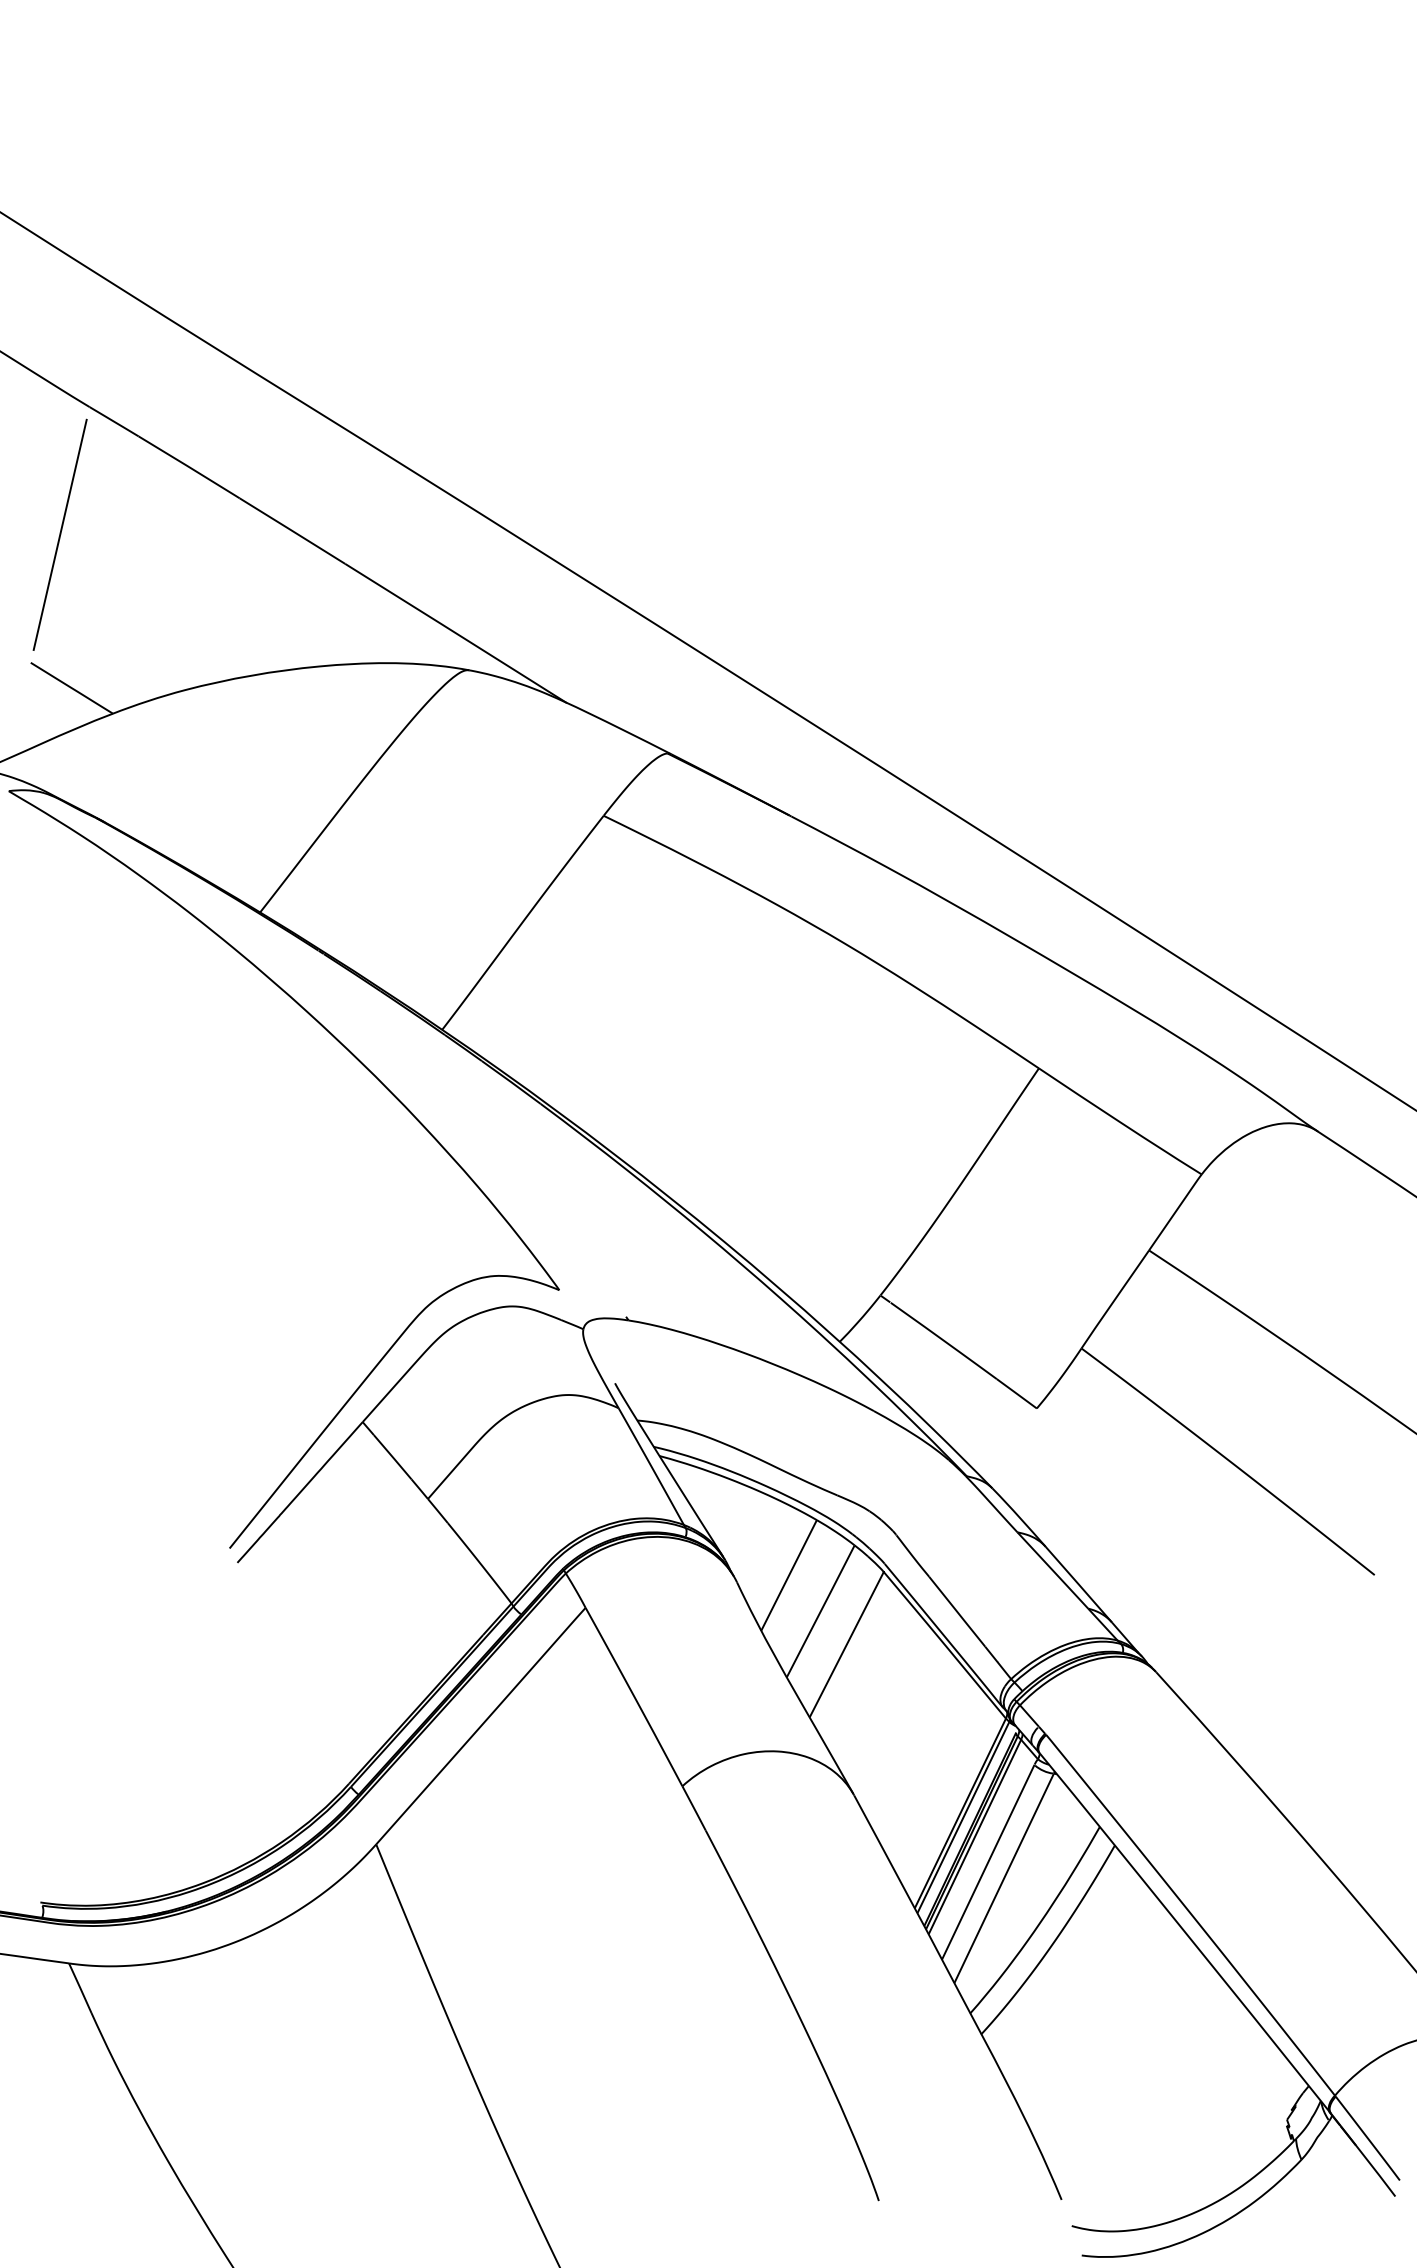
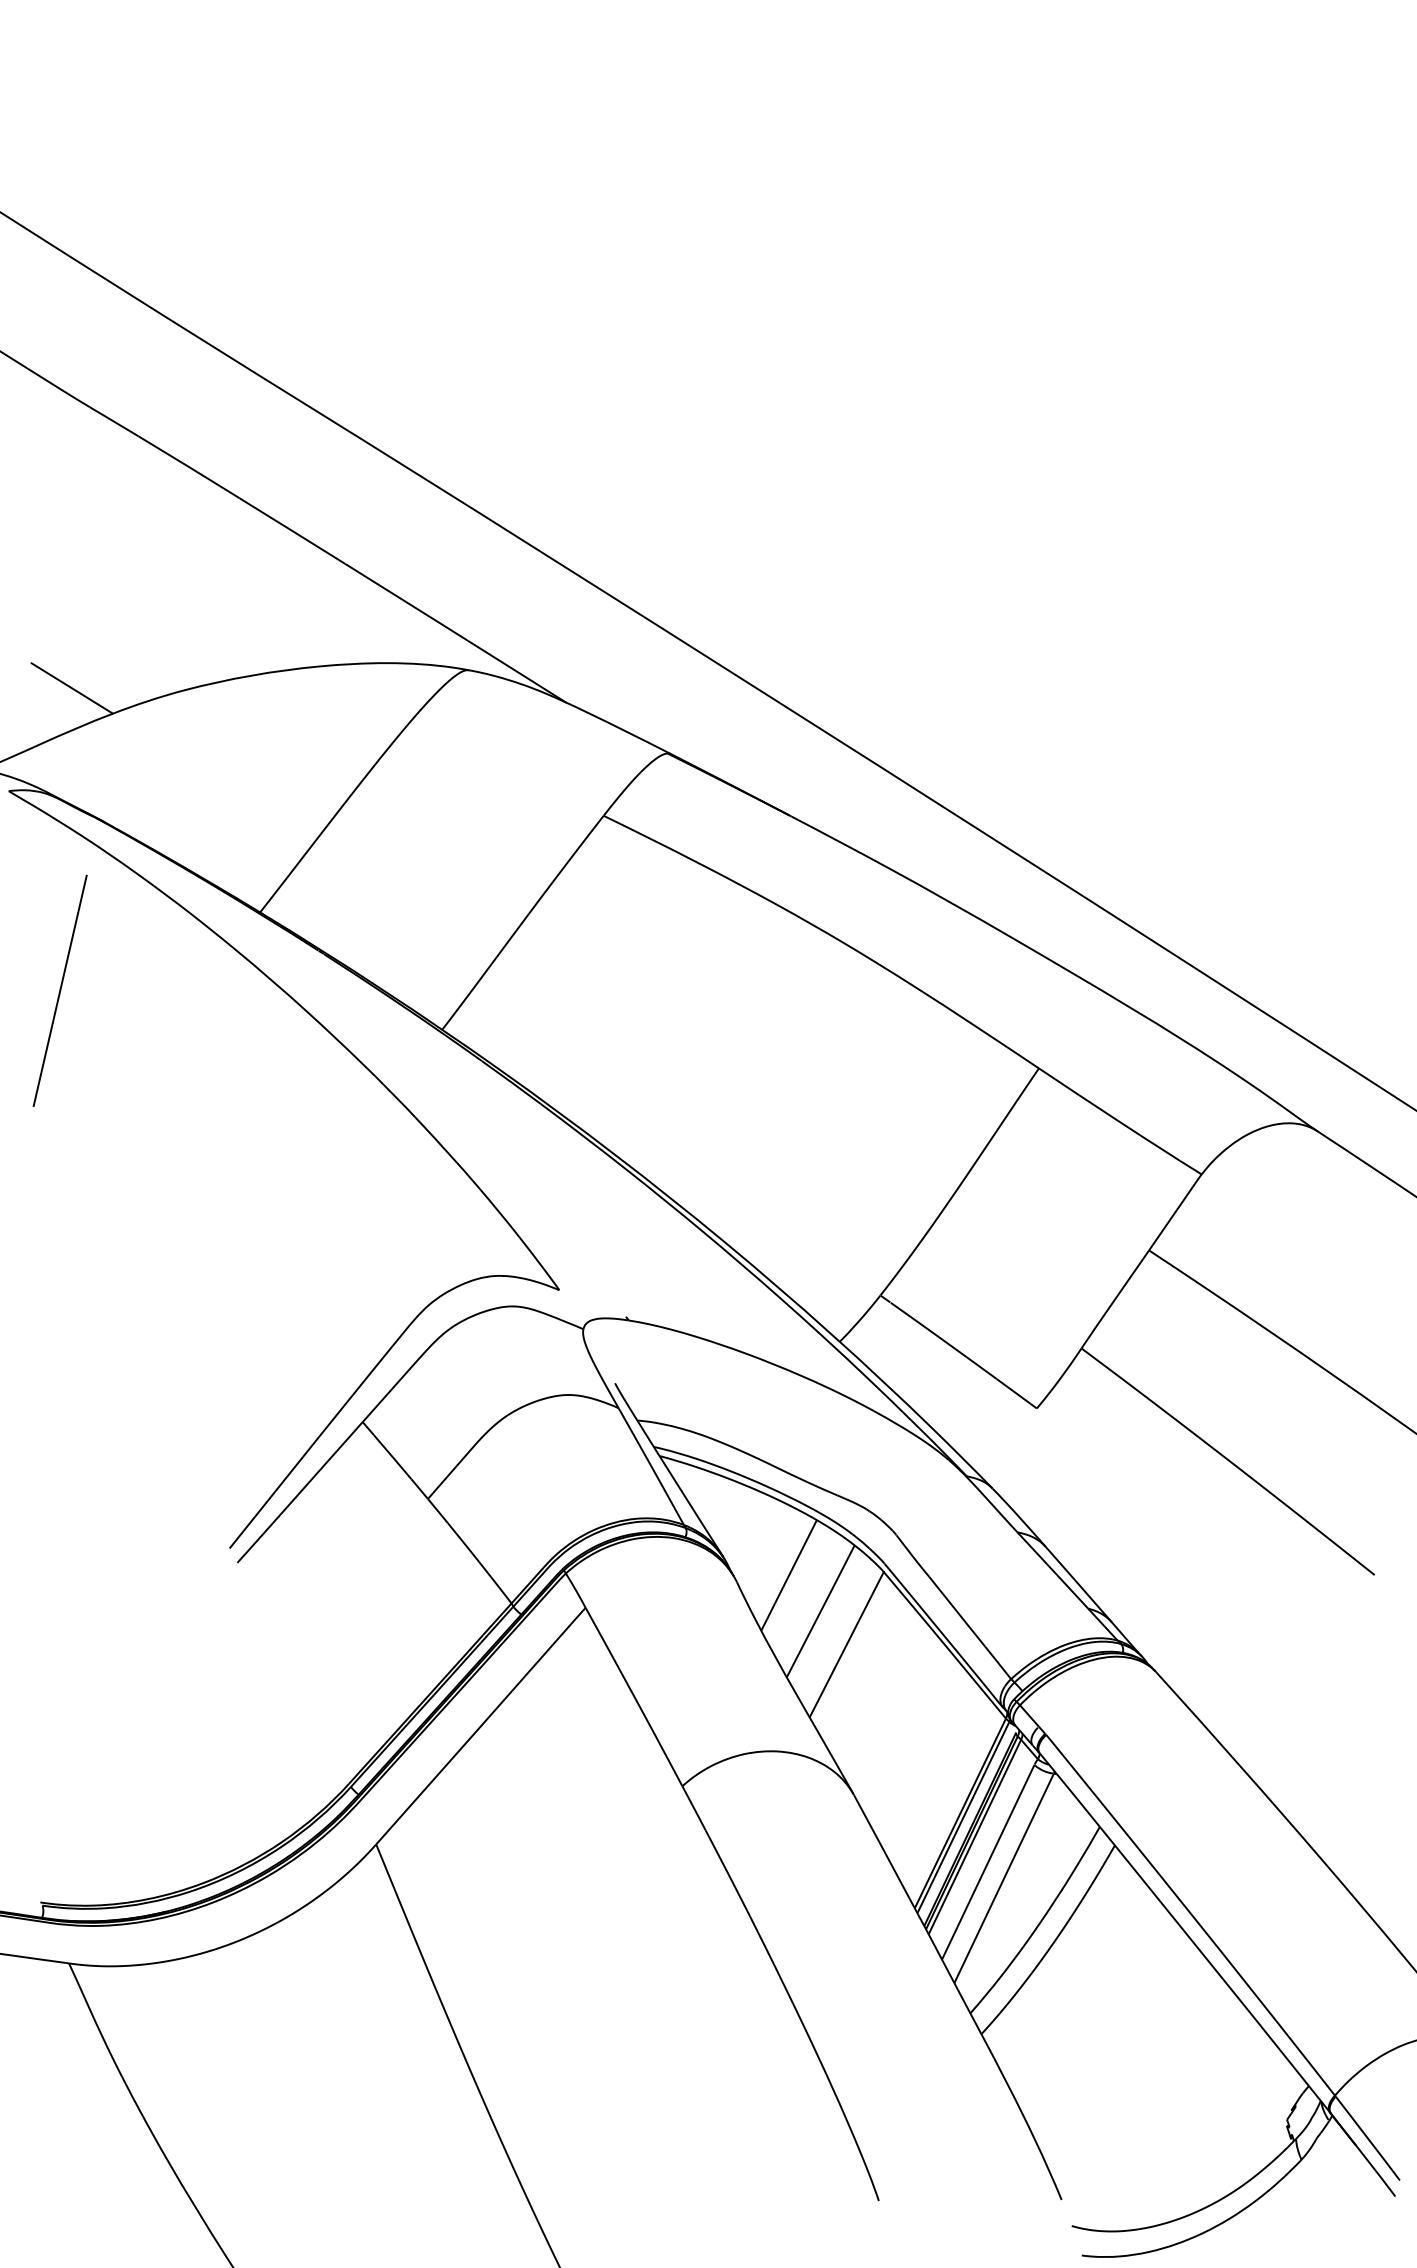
line position: (59, 534) -> (59, 990) (59, 990)
